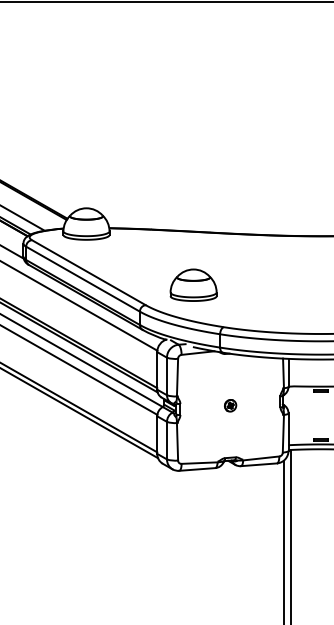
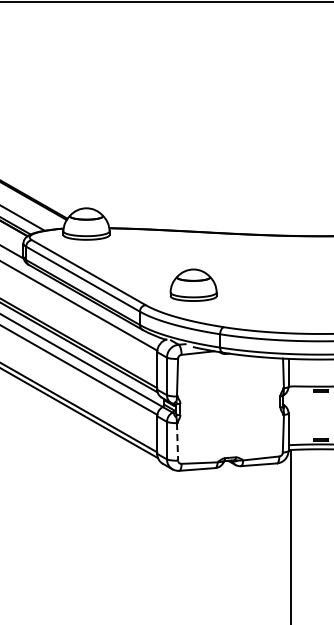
part: present -> none (230, 405)
line: solid -> dashed (177, 441)
line: present -> none (283, 540)
